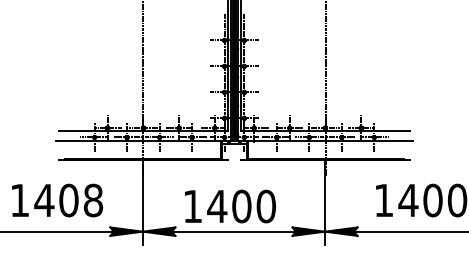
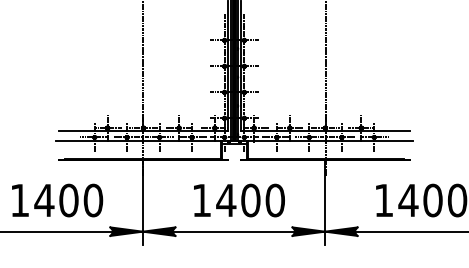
text: 1408 -> 1400 (93, 200)
text position: (230, 206) -> (239, 200) (239, 200)
